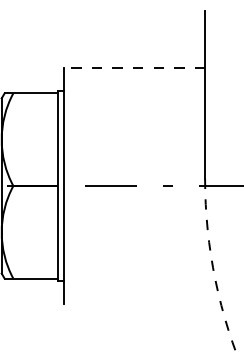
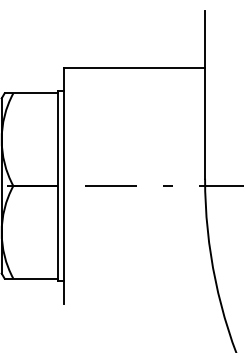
line: dashed -> solid (134, 67)
arc: dashed -> solid (213, 267)
